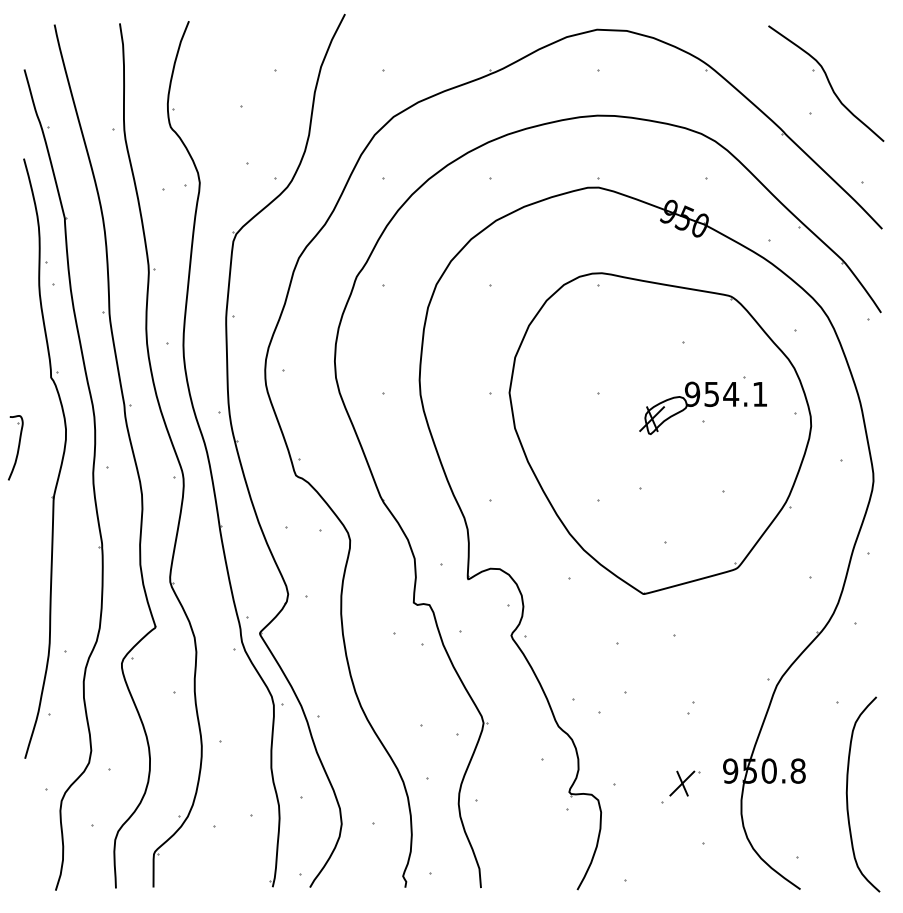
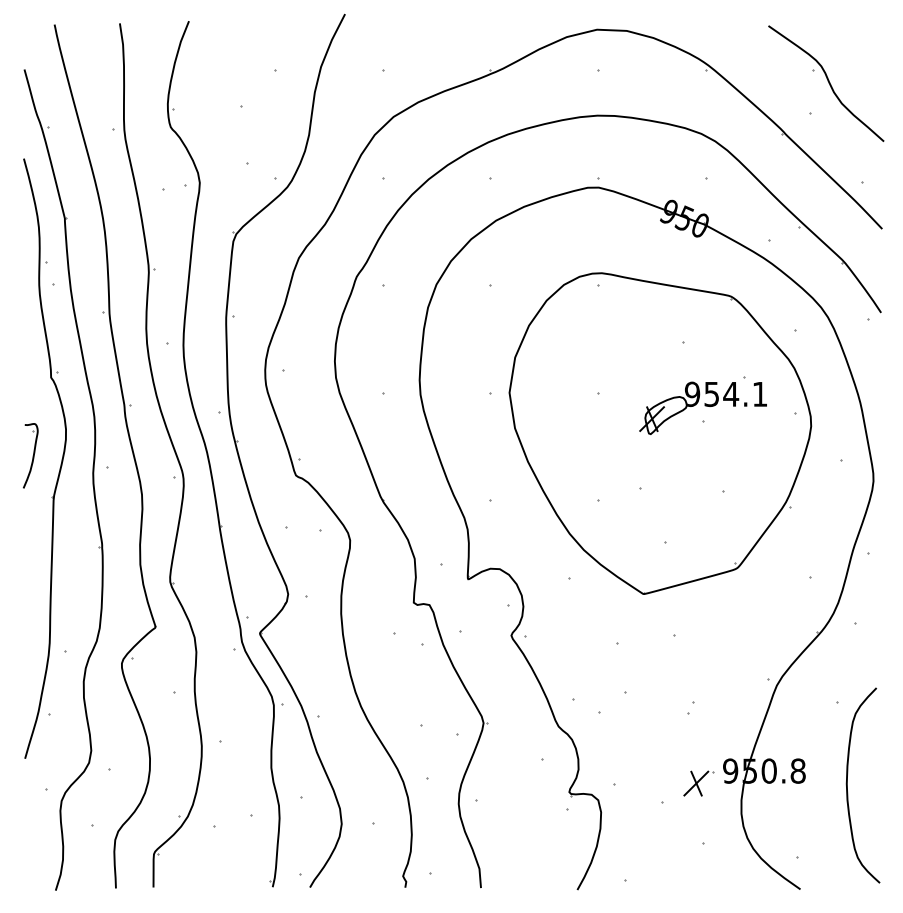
part position: (15, 447) -> (30, 455) (30, 455)
part position: (684, 783) -> (698, 783) (698, 783)
curve position: (847, 794) -> (847, 785) (847, 785)
